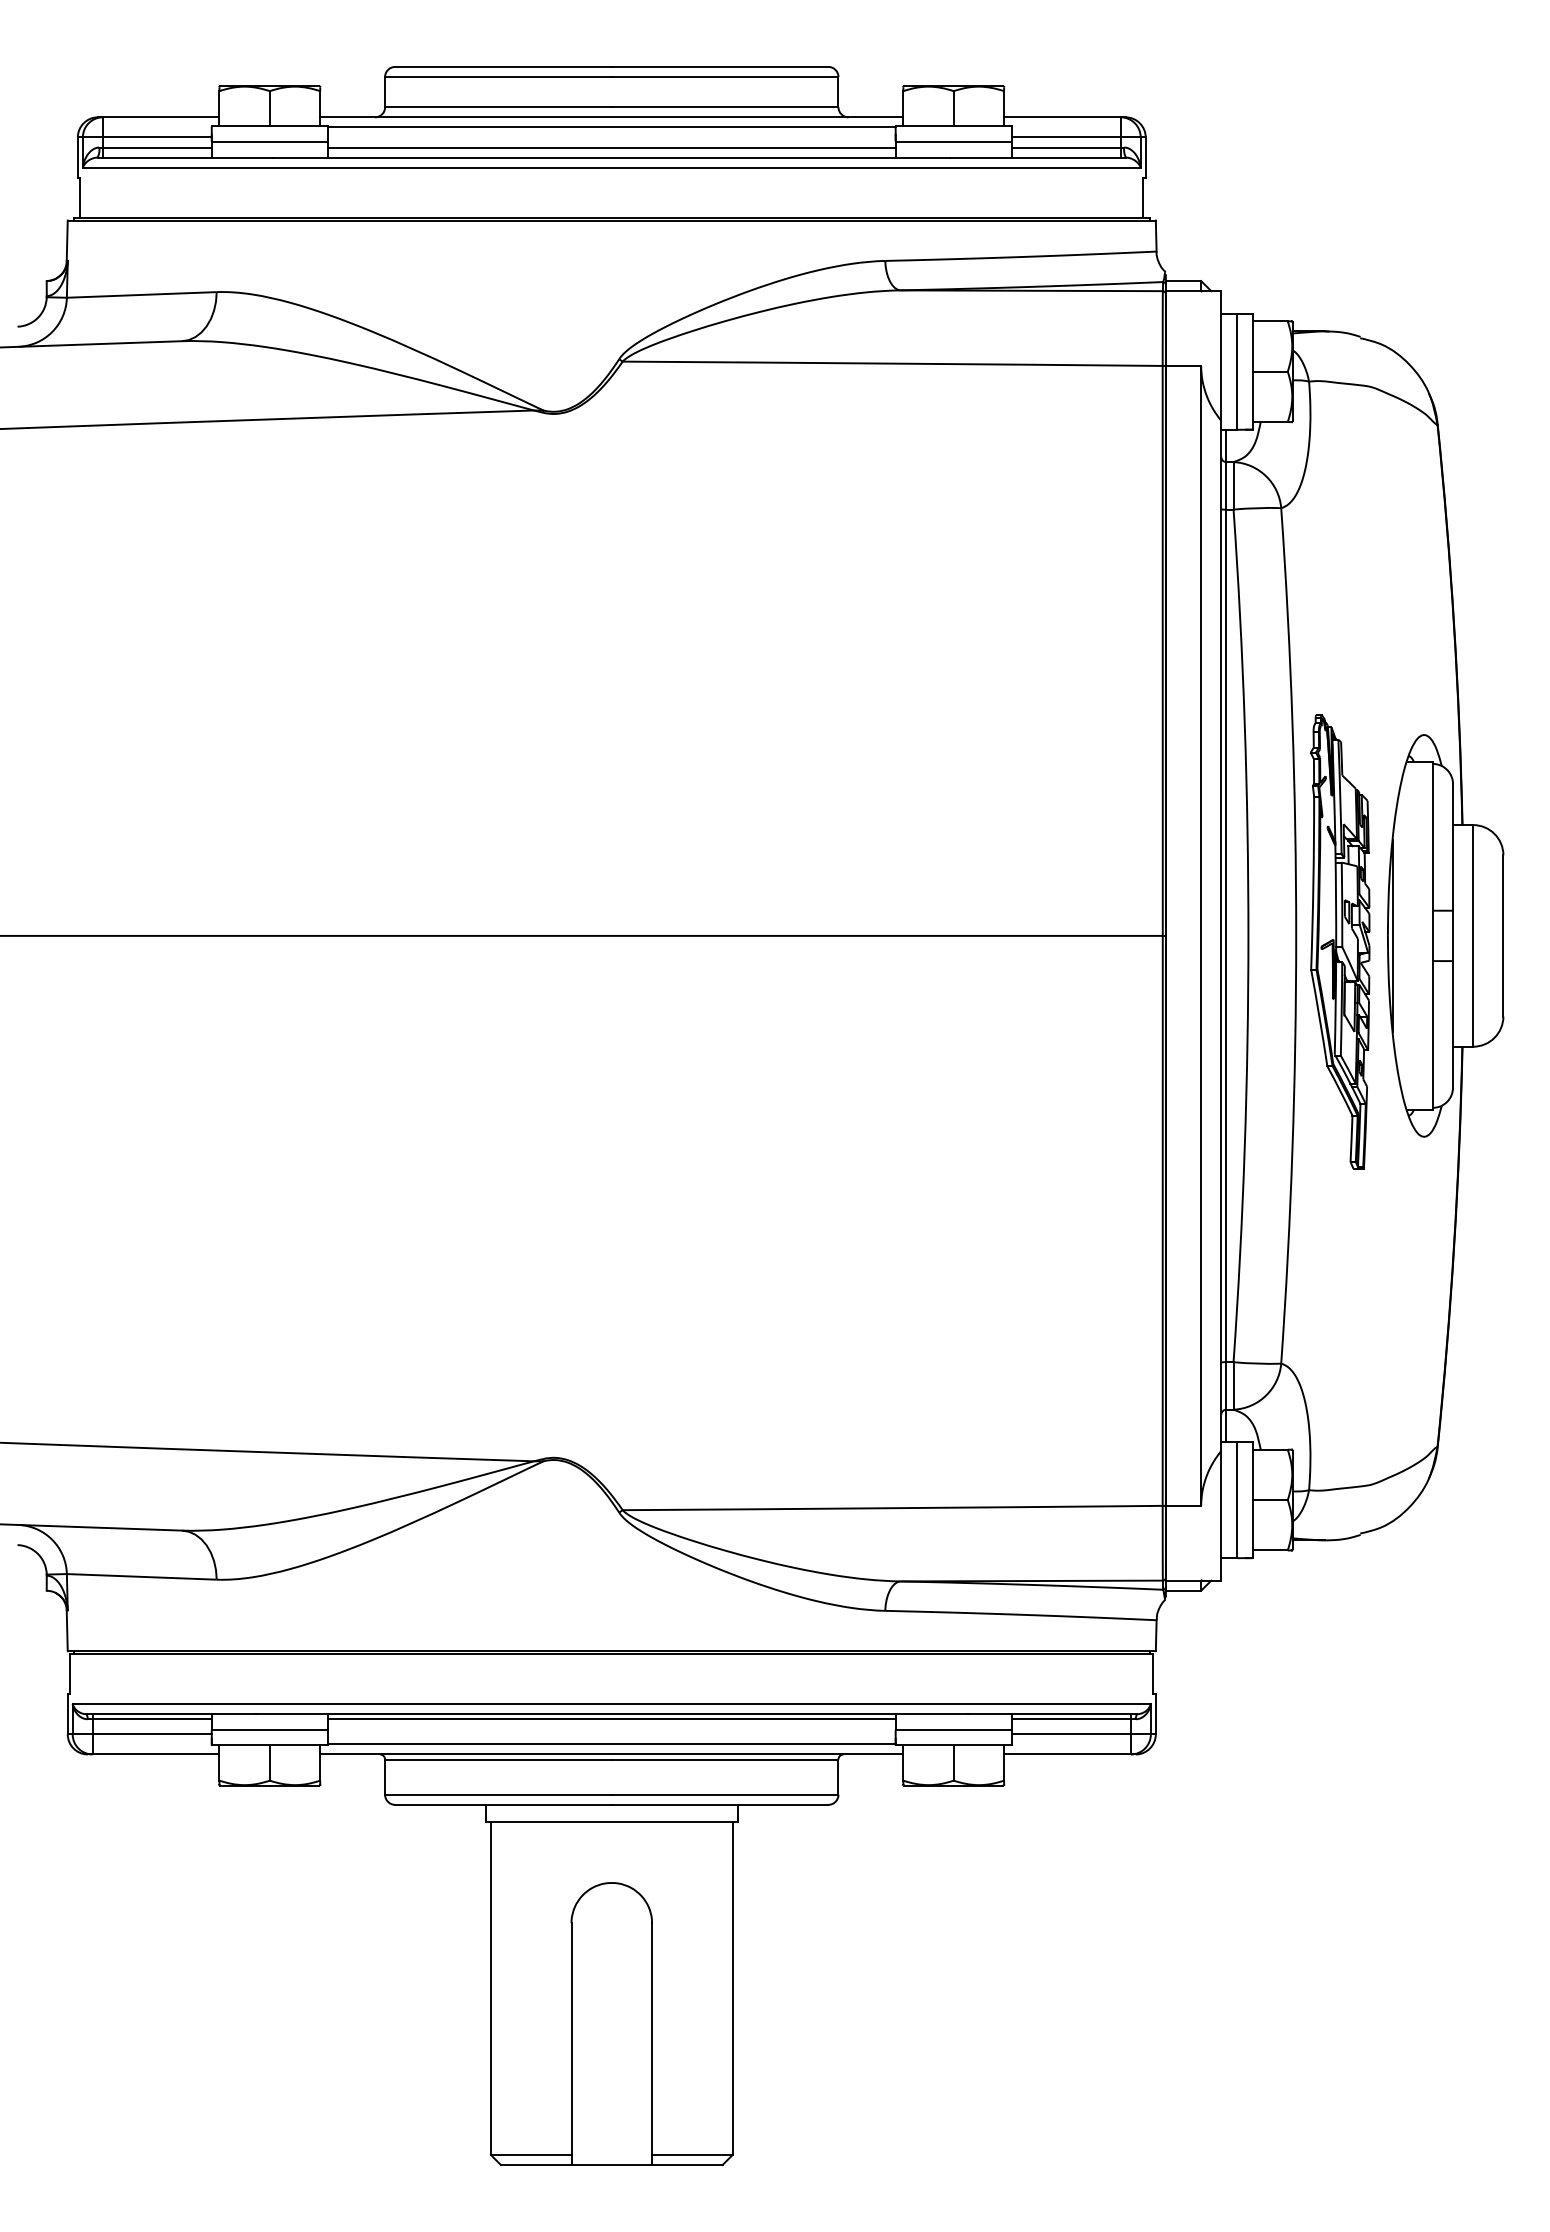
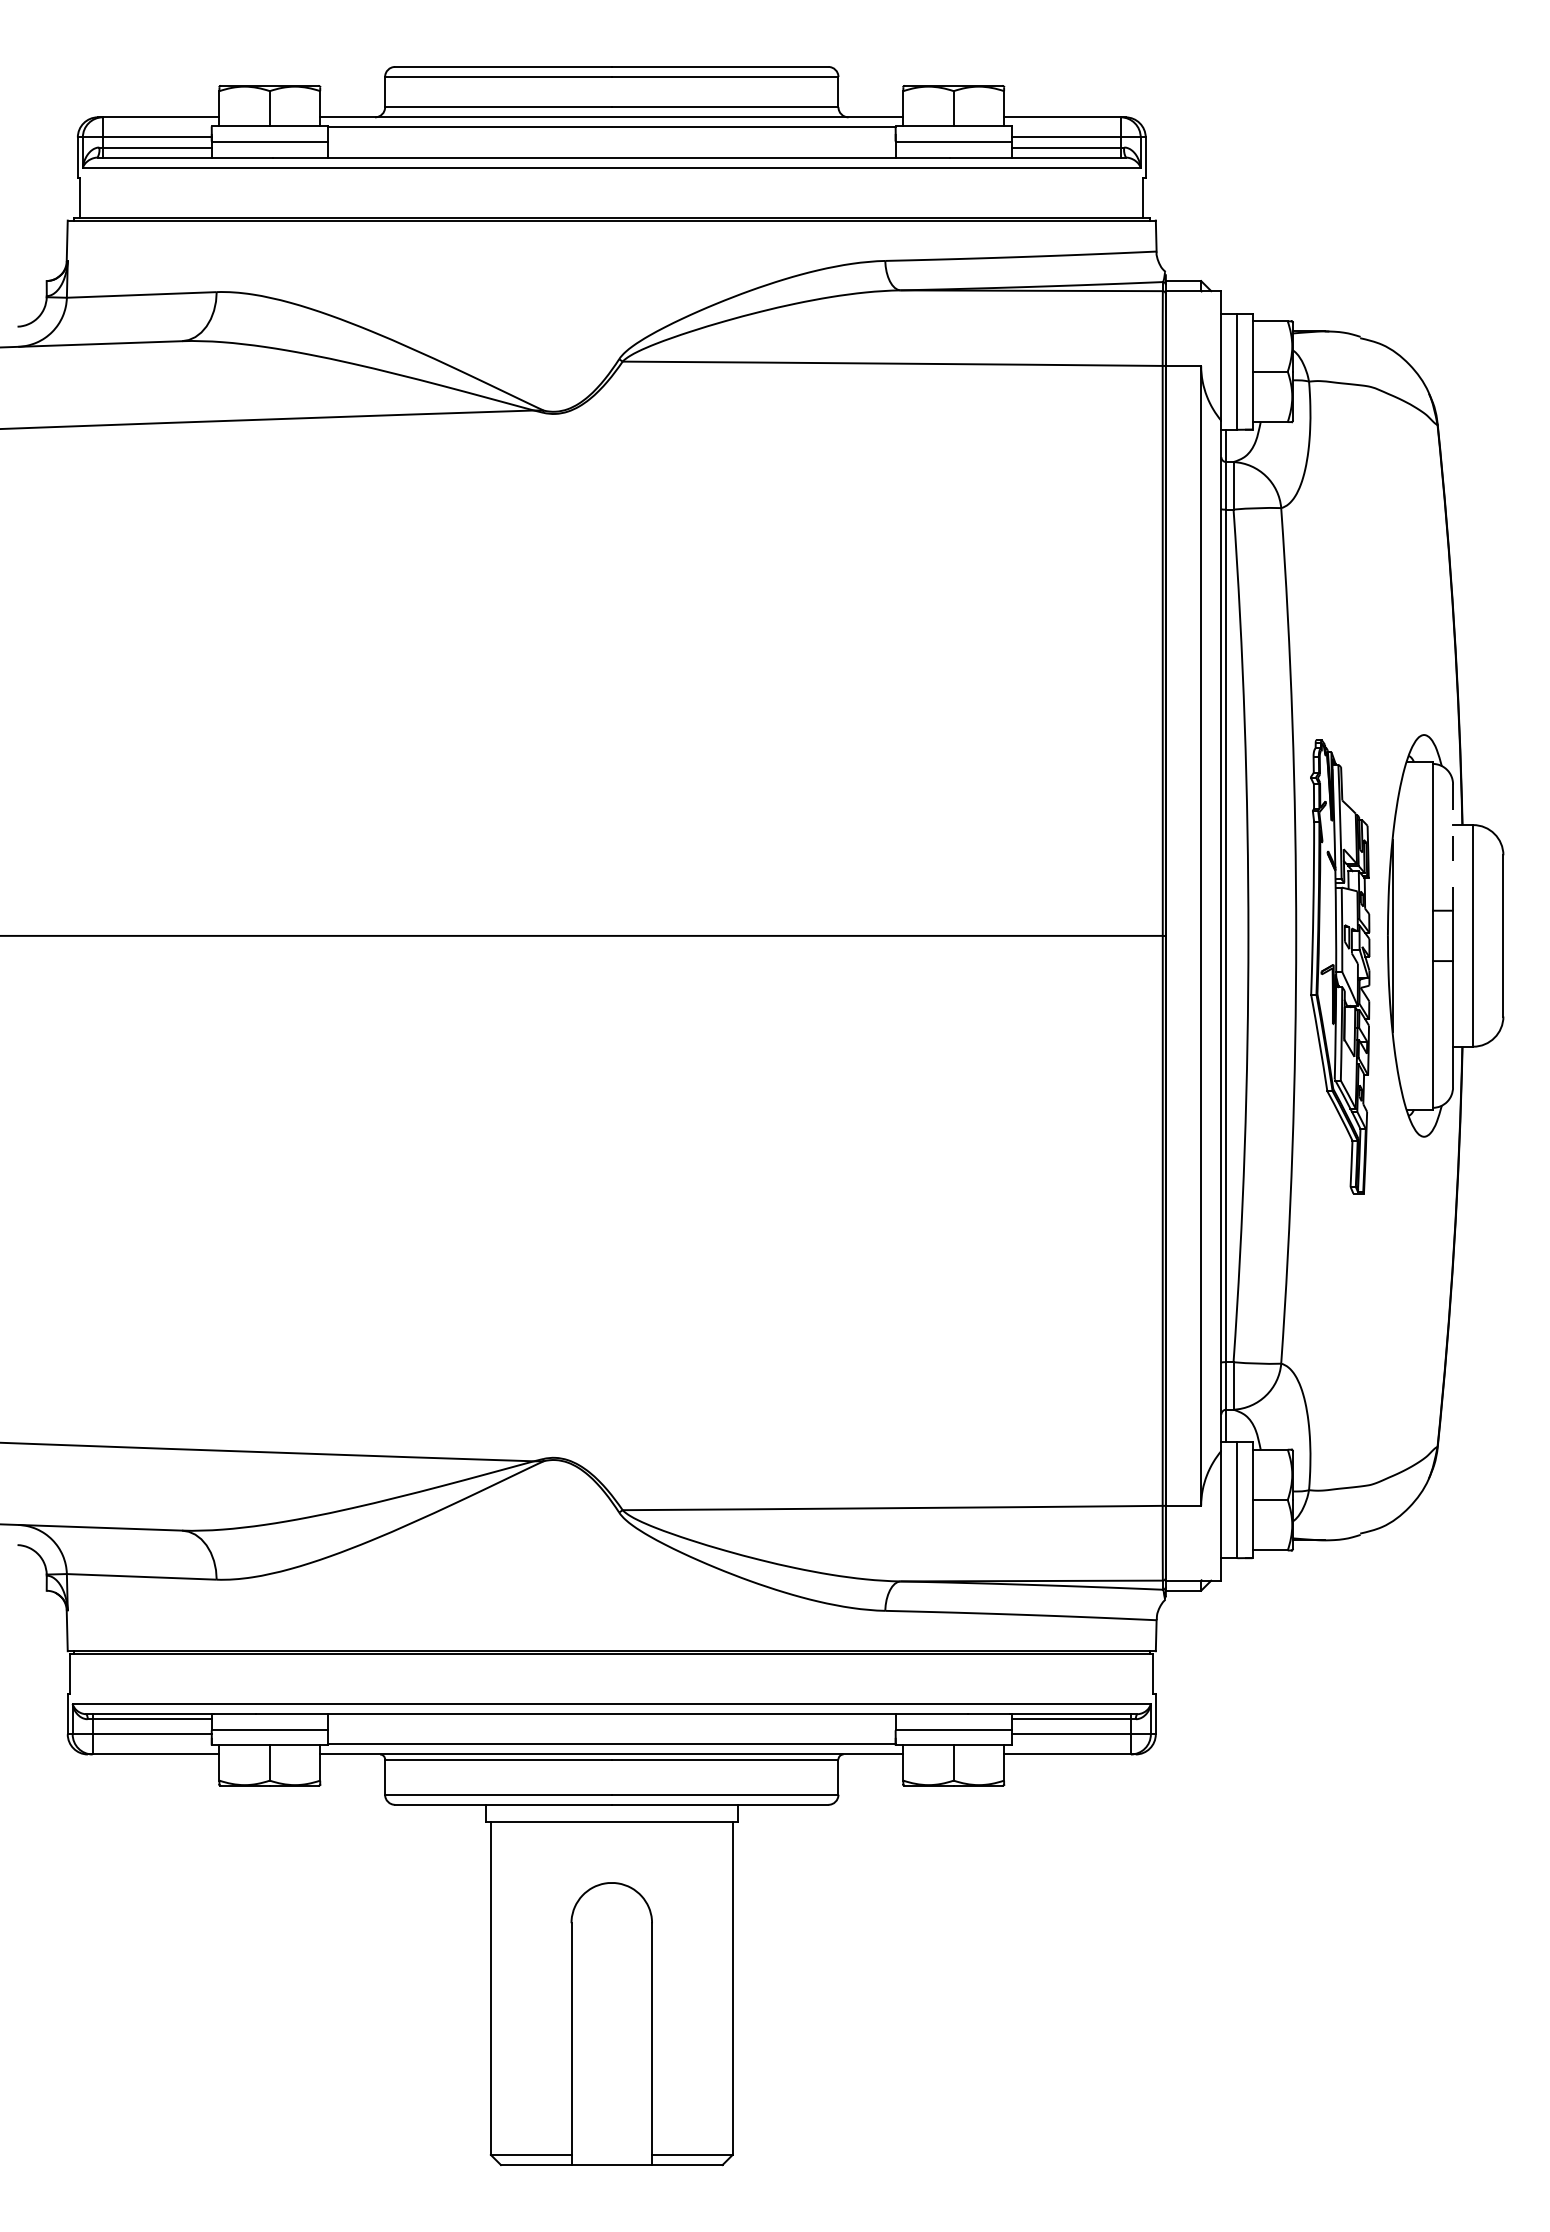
line: present -> none (611, 147)
line: solid -> dashed (1453, 848)
part position: (1340, 941) -> (1340, 966) (1340, 966)
line: present -> none (611, 1719)
